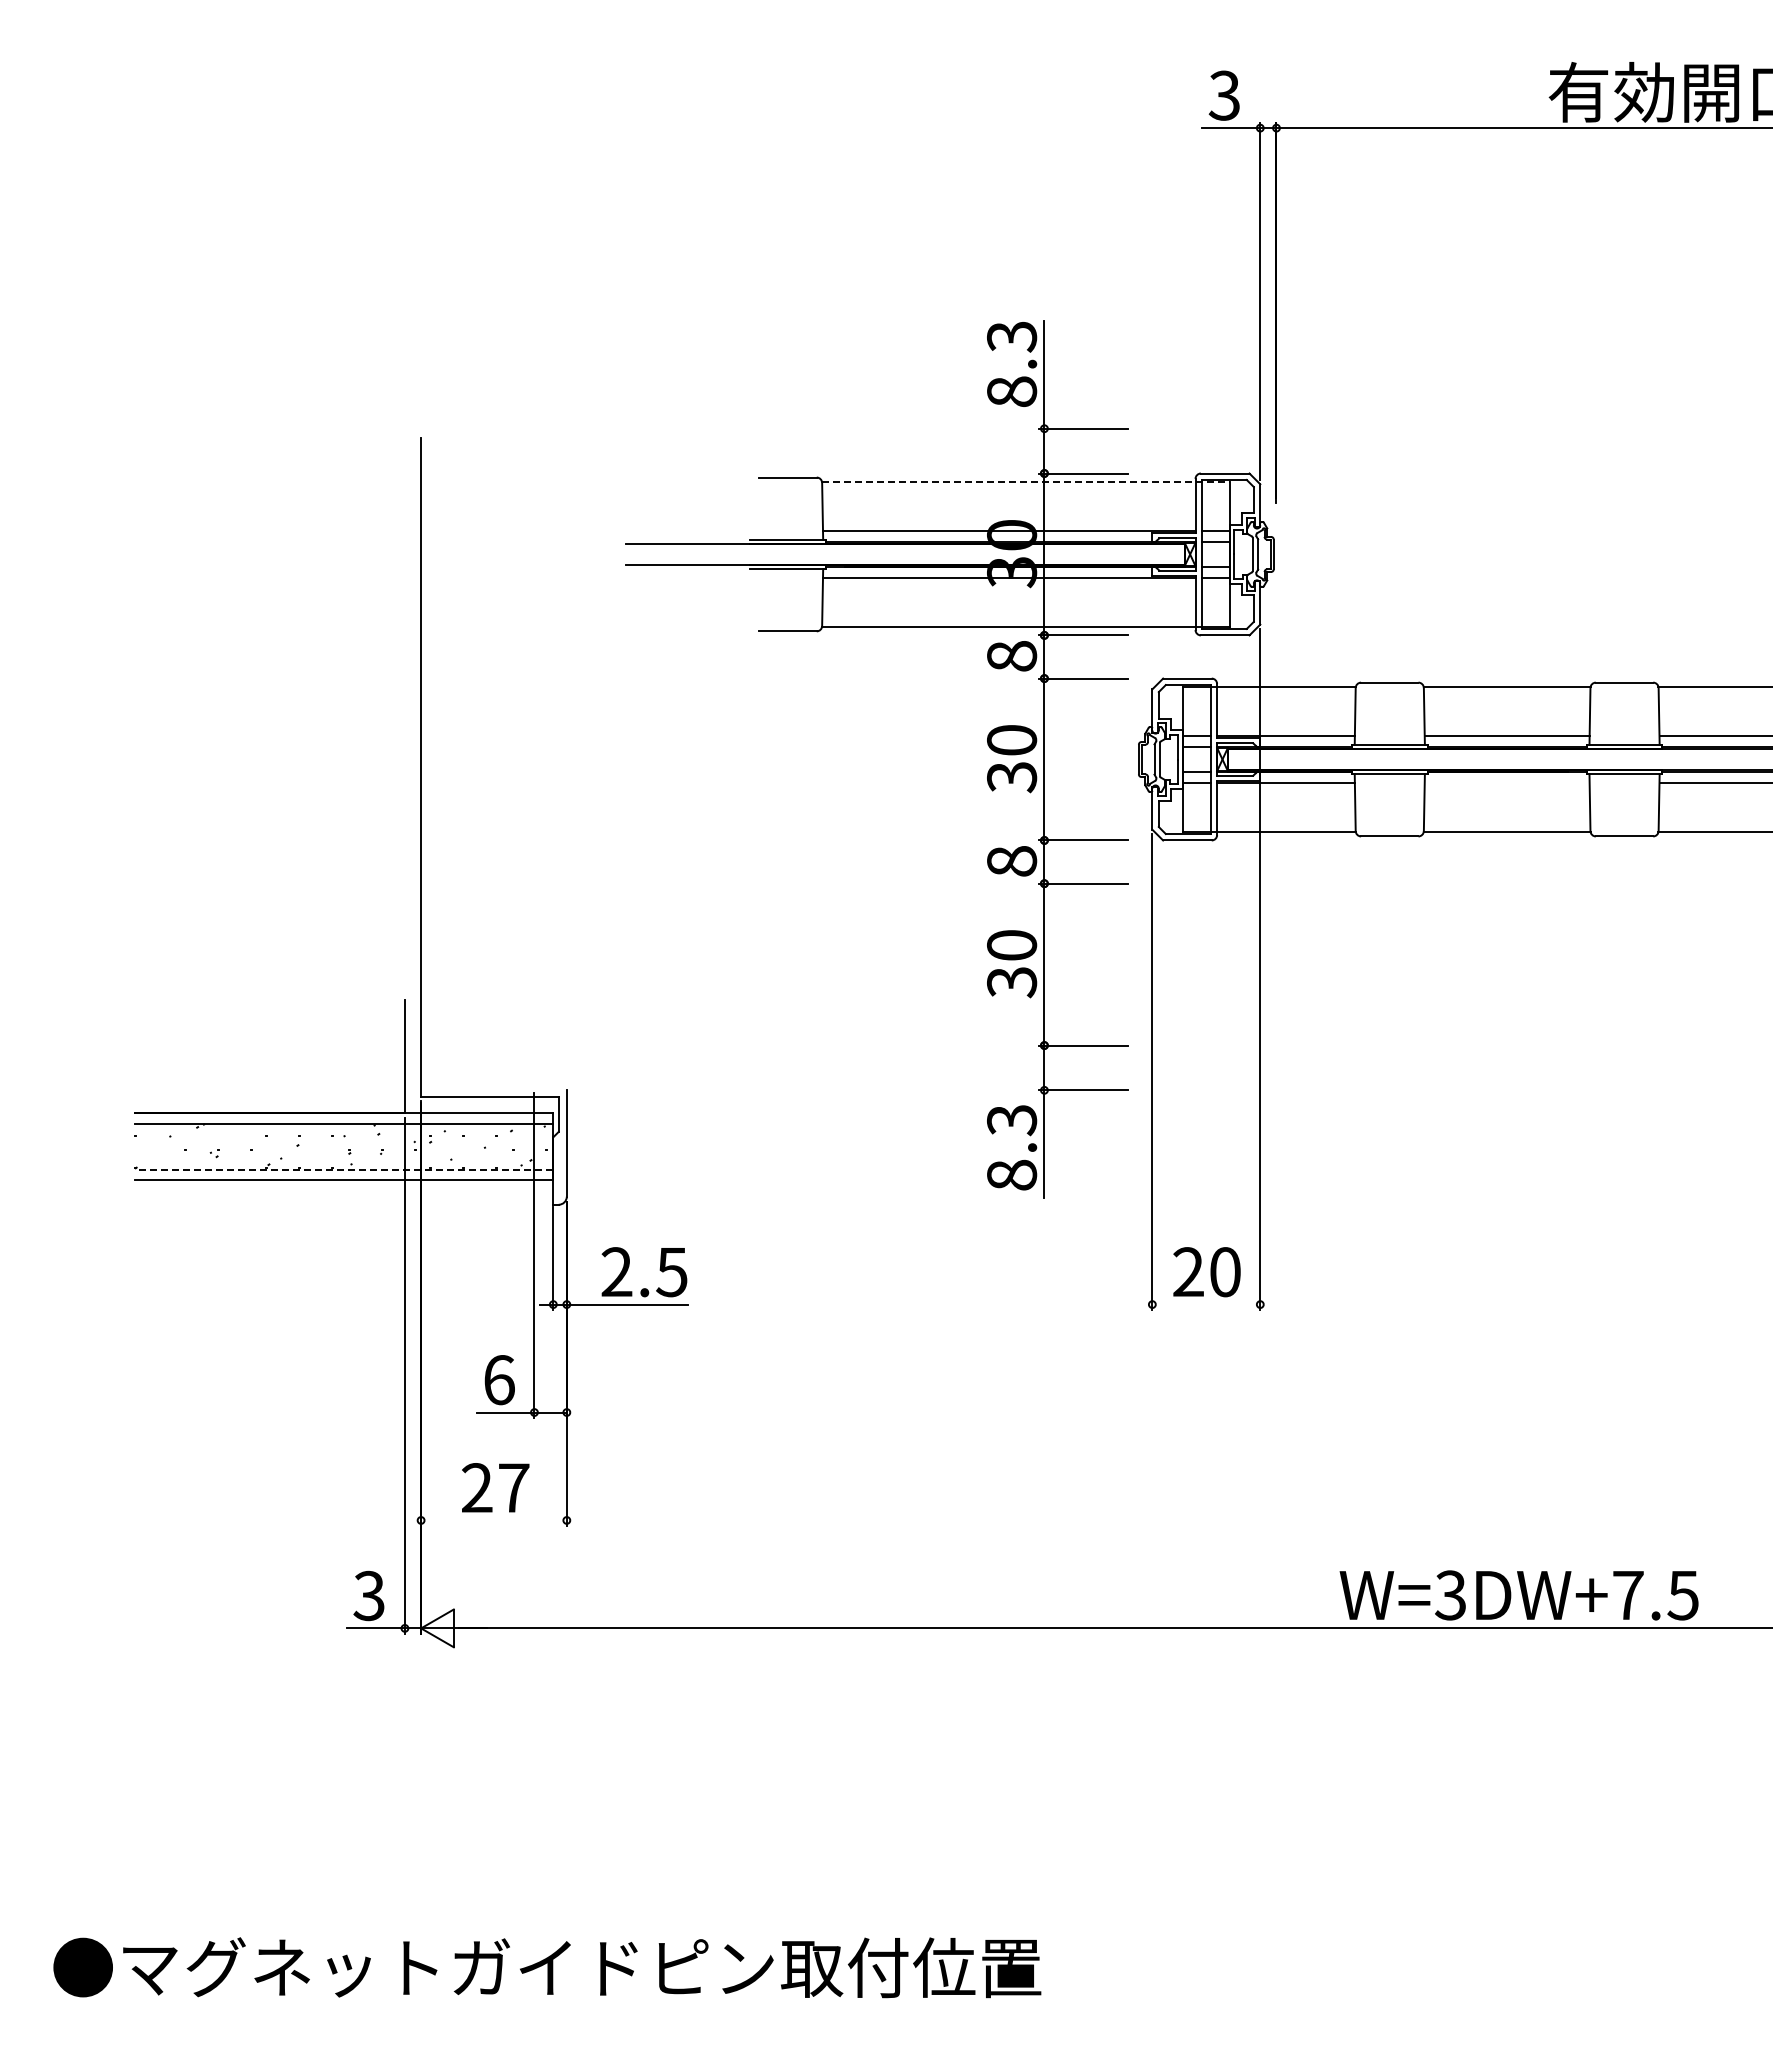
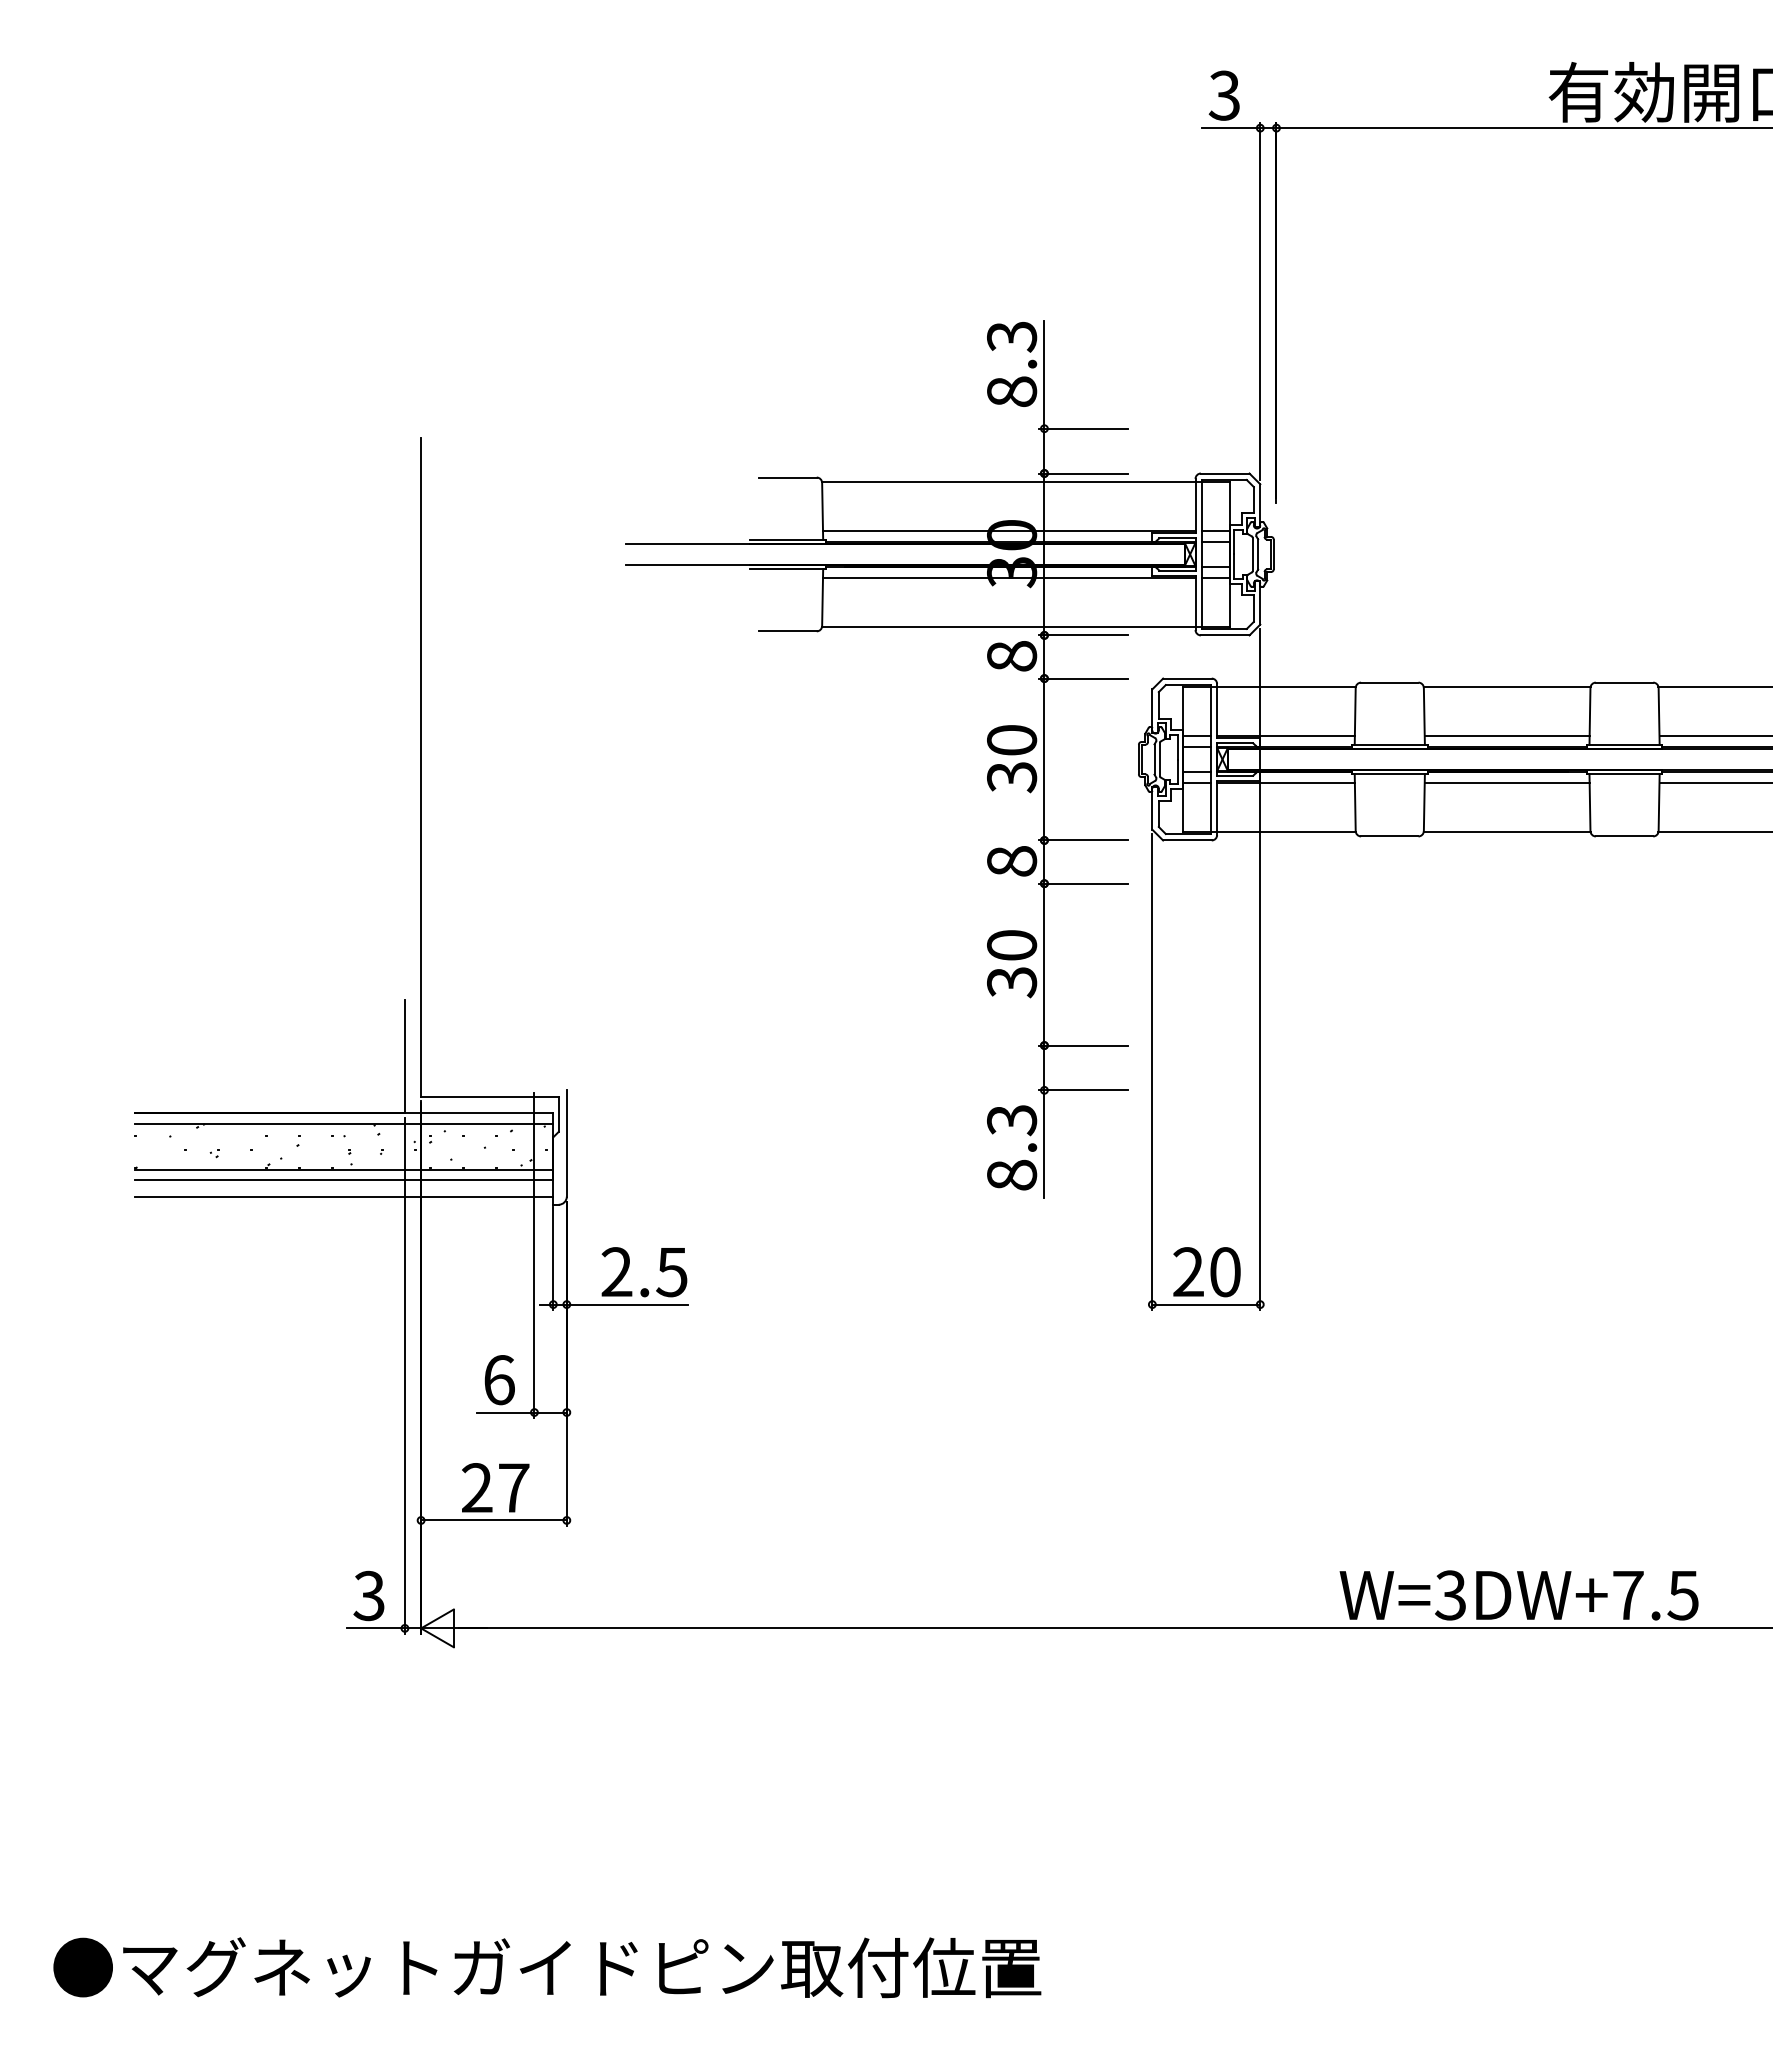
line: dashed -> solid (1025, 481)
line: none -> present (1506, 782)
line: dashed -> solid (343, 1169)
line: none -> present (344, 1196)
line: none -> present (1206, 1304)
line: none -> present (493, 1520)
